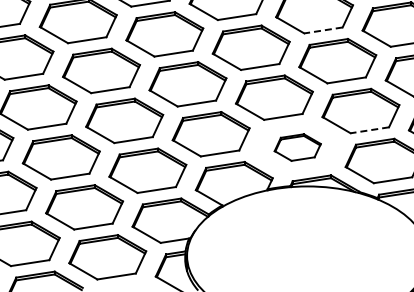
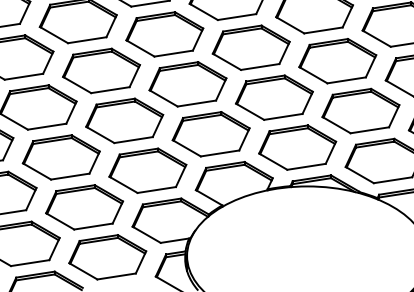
line: dashed -> solid (322, 30)
line: dashed -> solid (369, 130)
part size: 49x29 px -> 80x47 px (297, 147)
